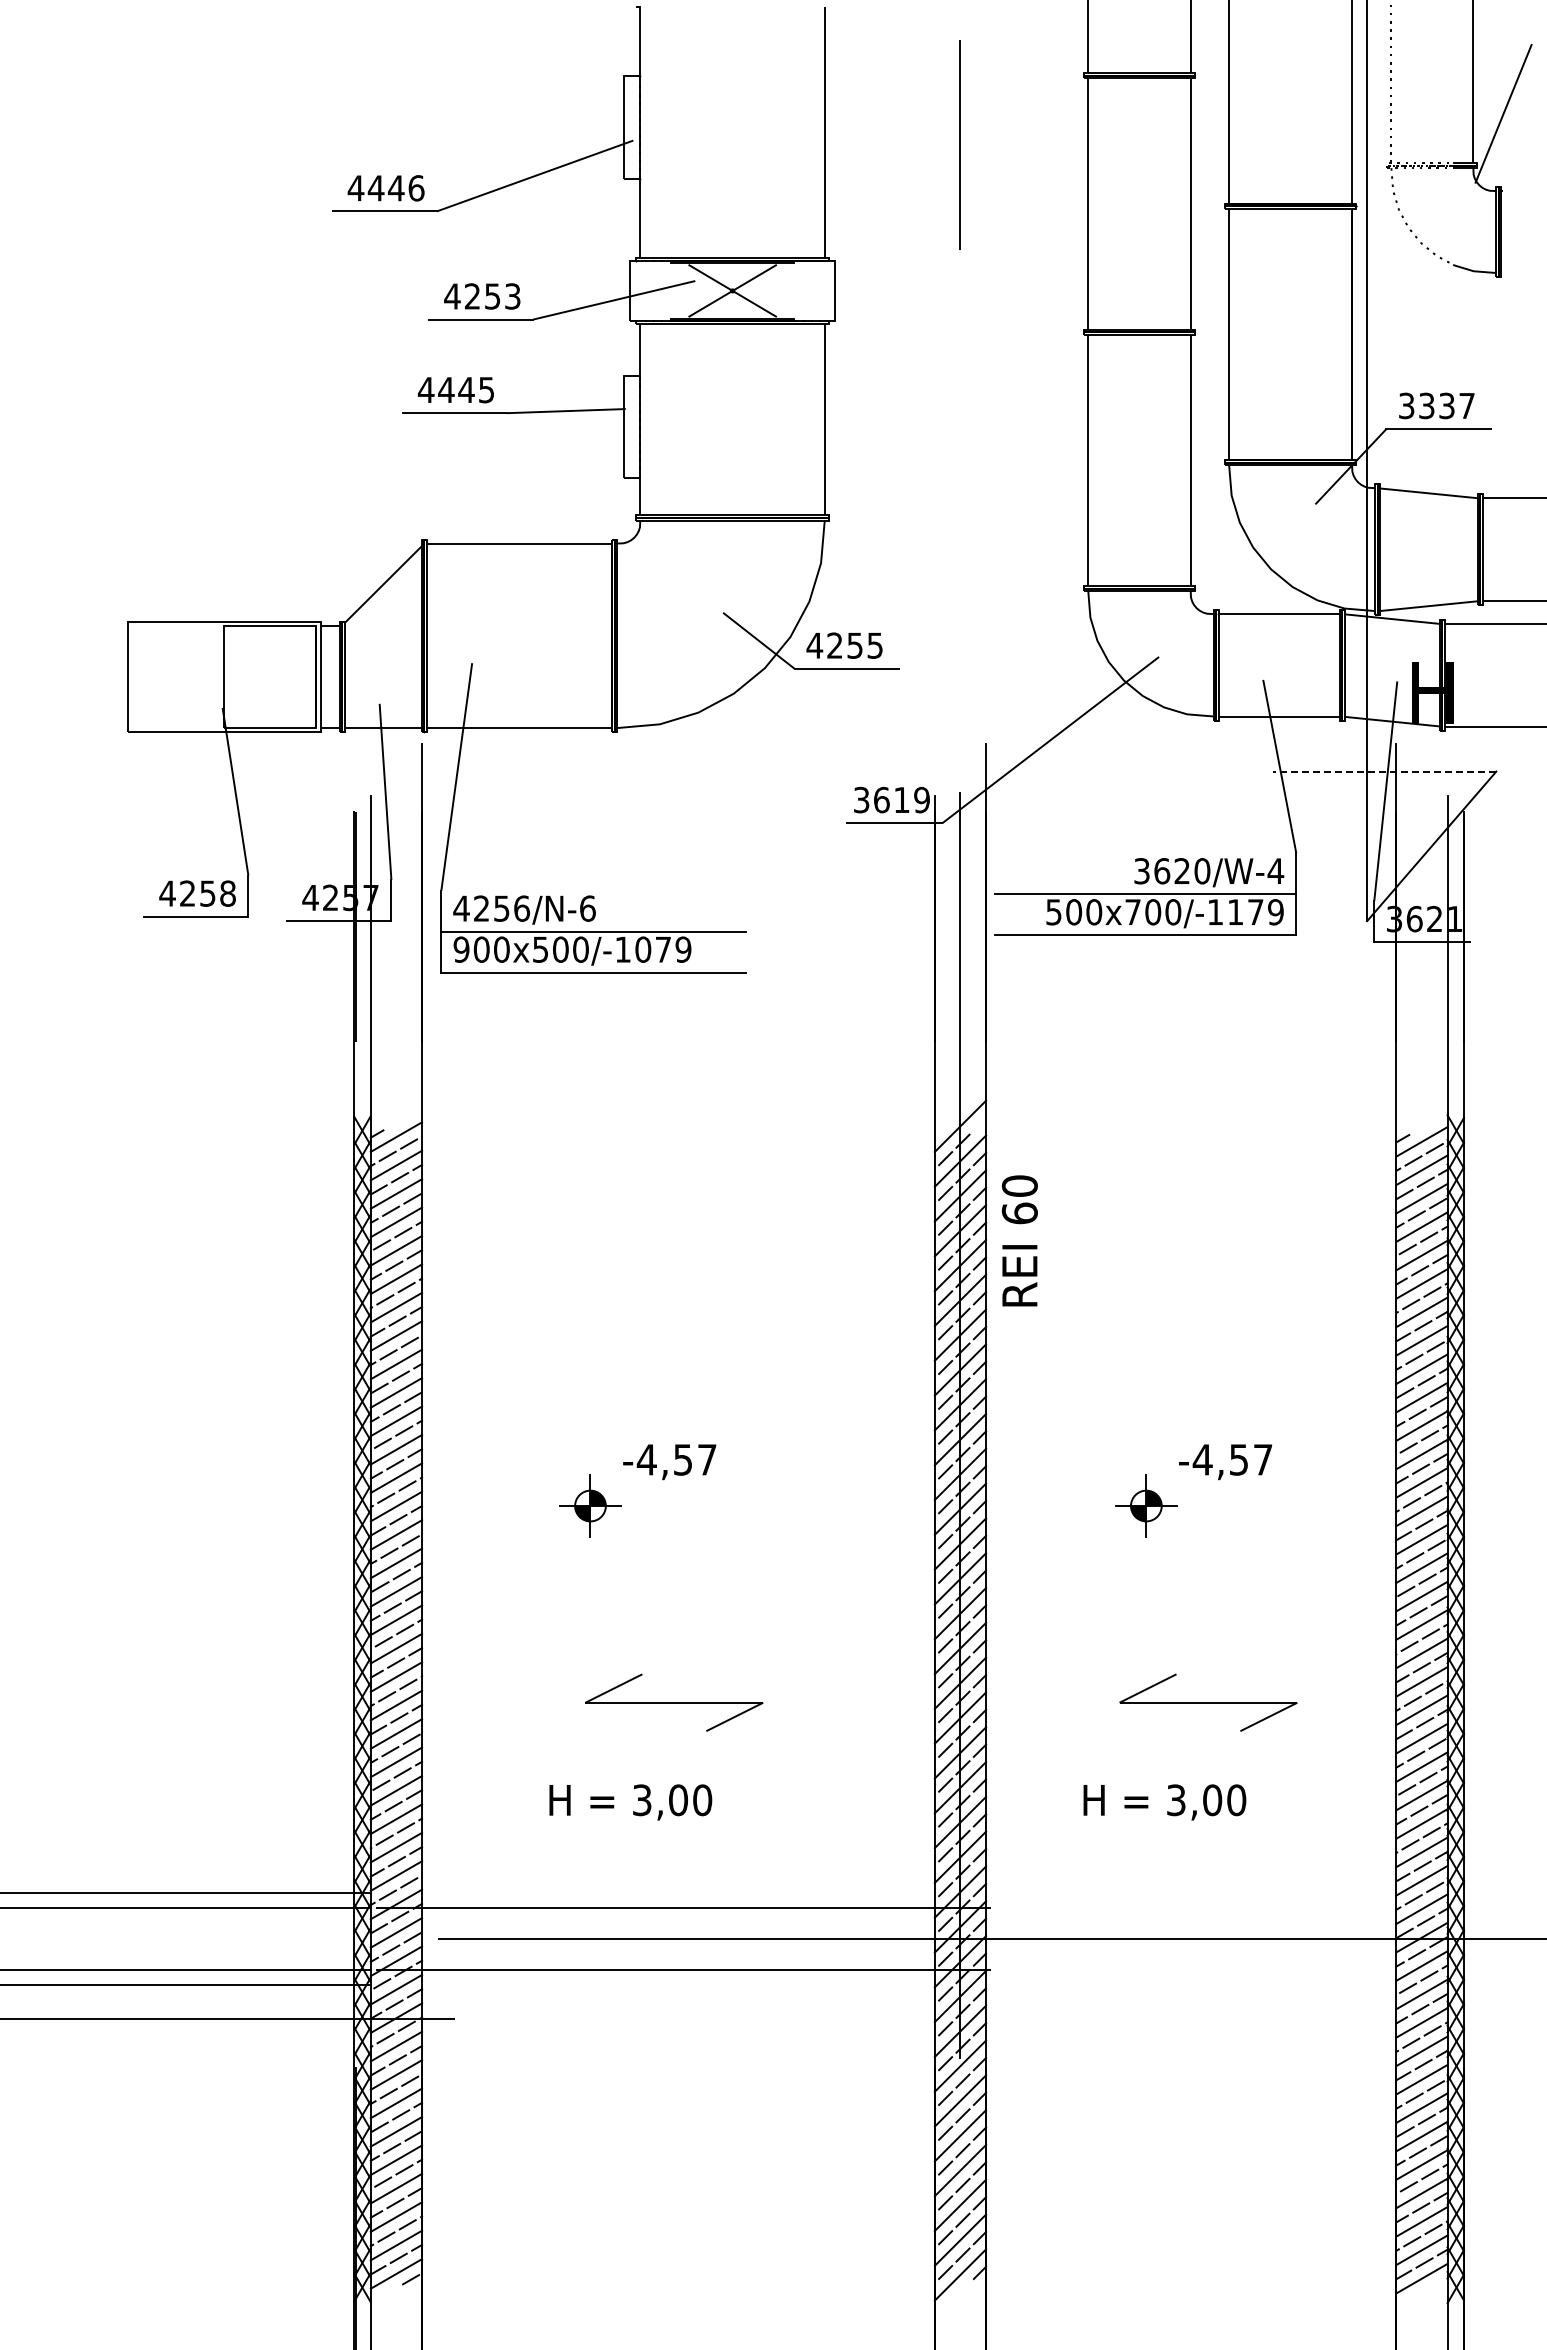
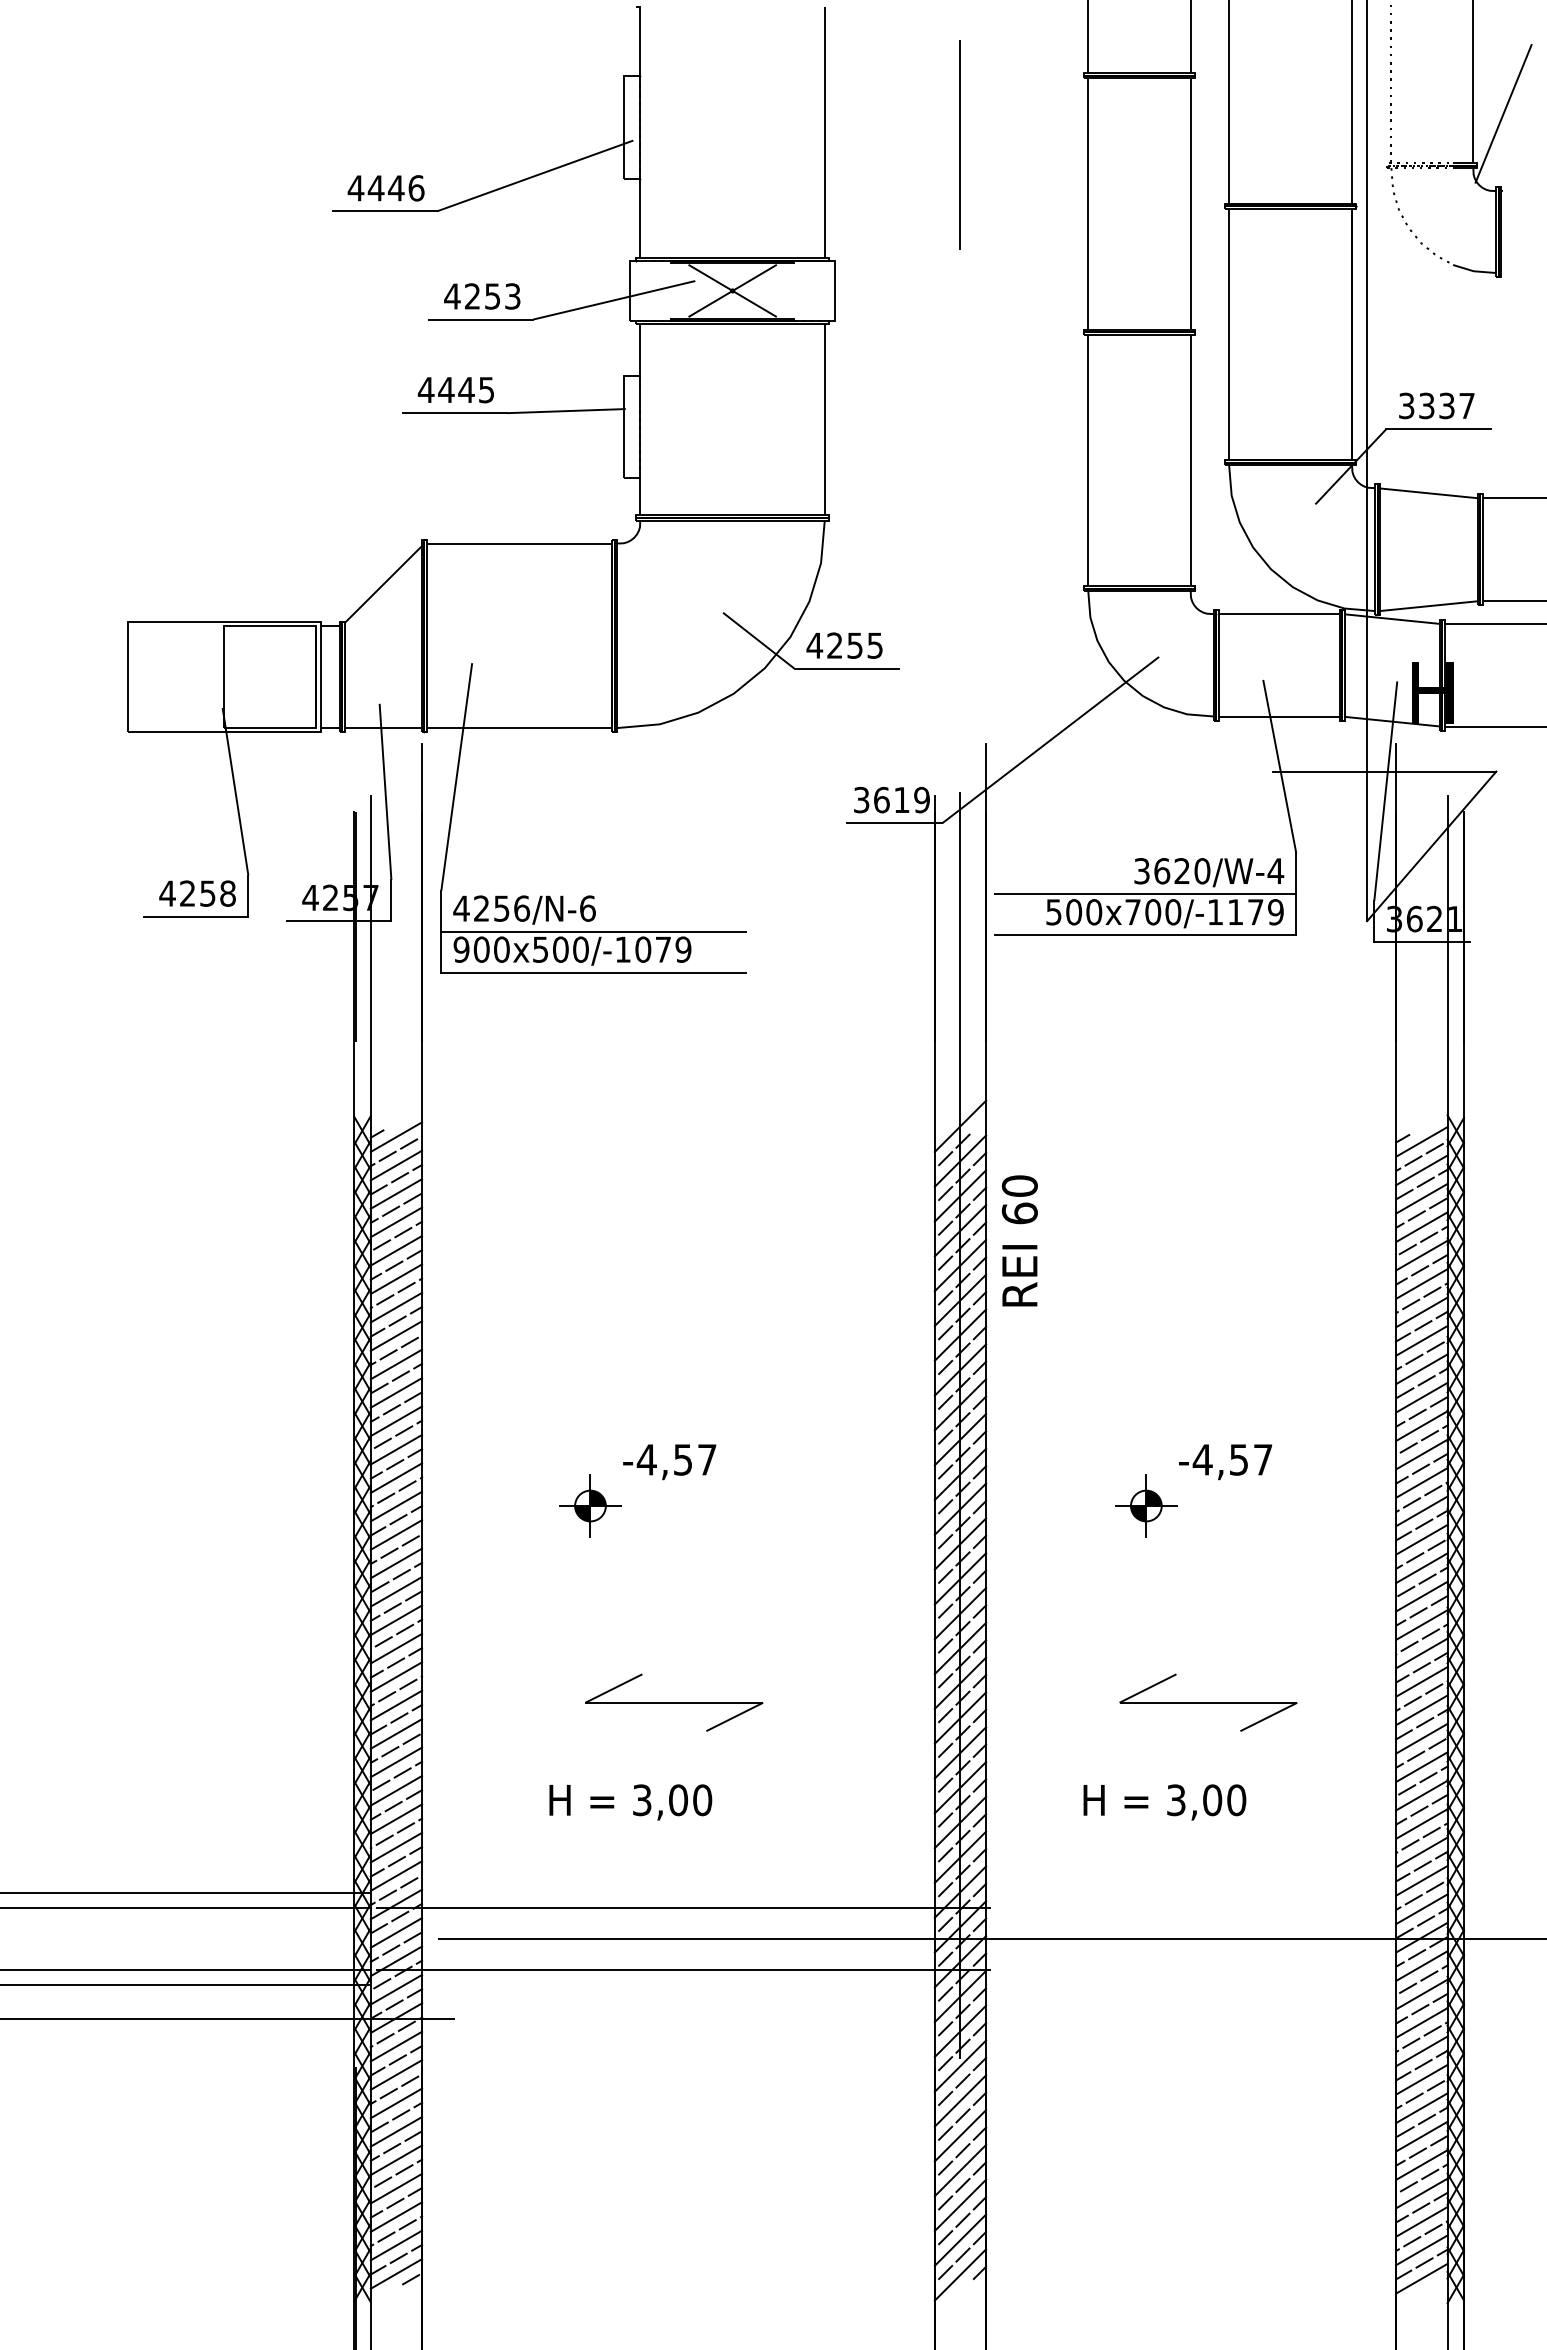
line: dashed -> solid (1384, 771)
